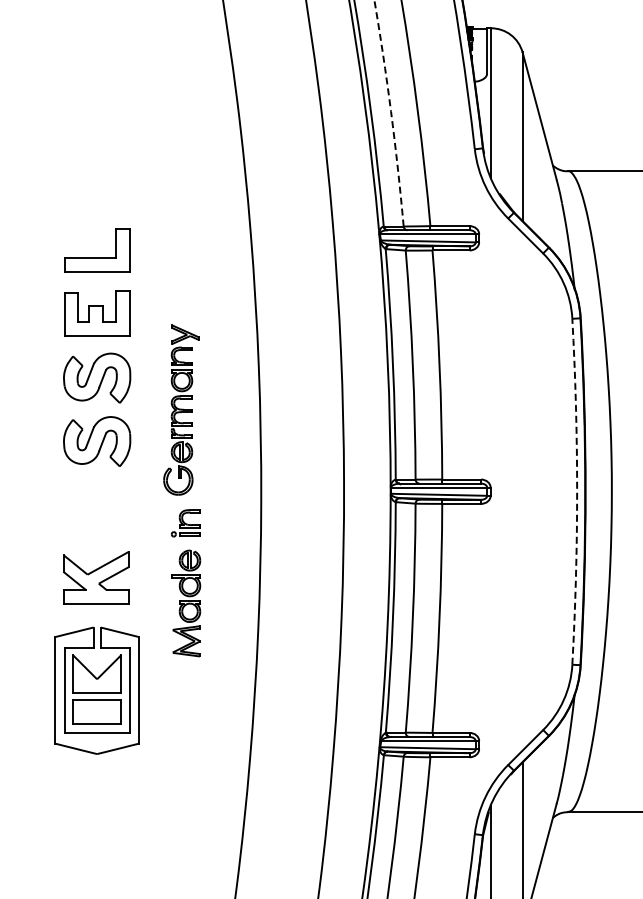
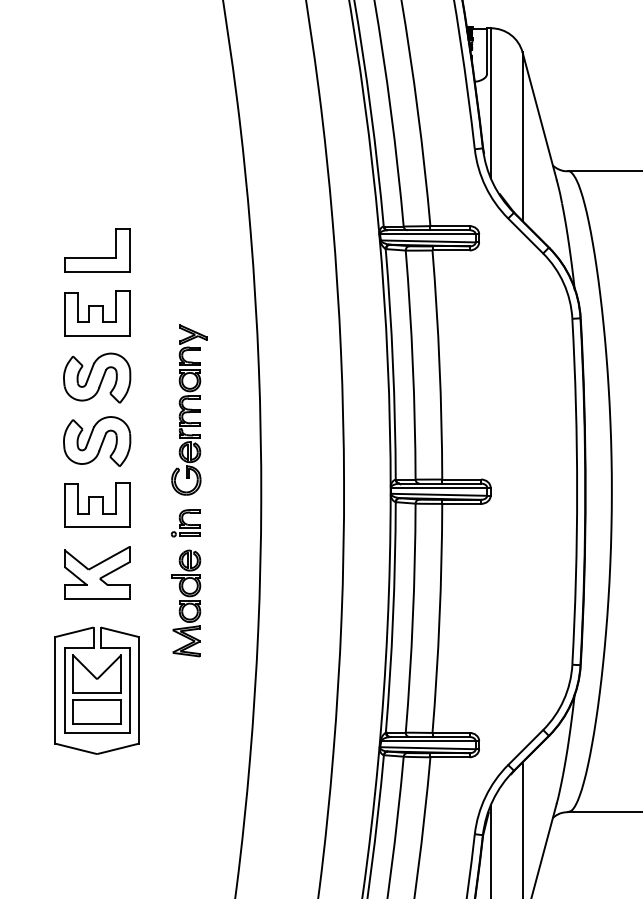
arc: dashed -> solid (391, 112)
part position: (181, 409) -> (189, 409) (189, 409)
arc: dashed -> solid (577, 491)
part: none -> present (97, 504)
part position: (96, 577) -> (97, 572) (97, 572)
